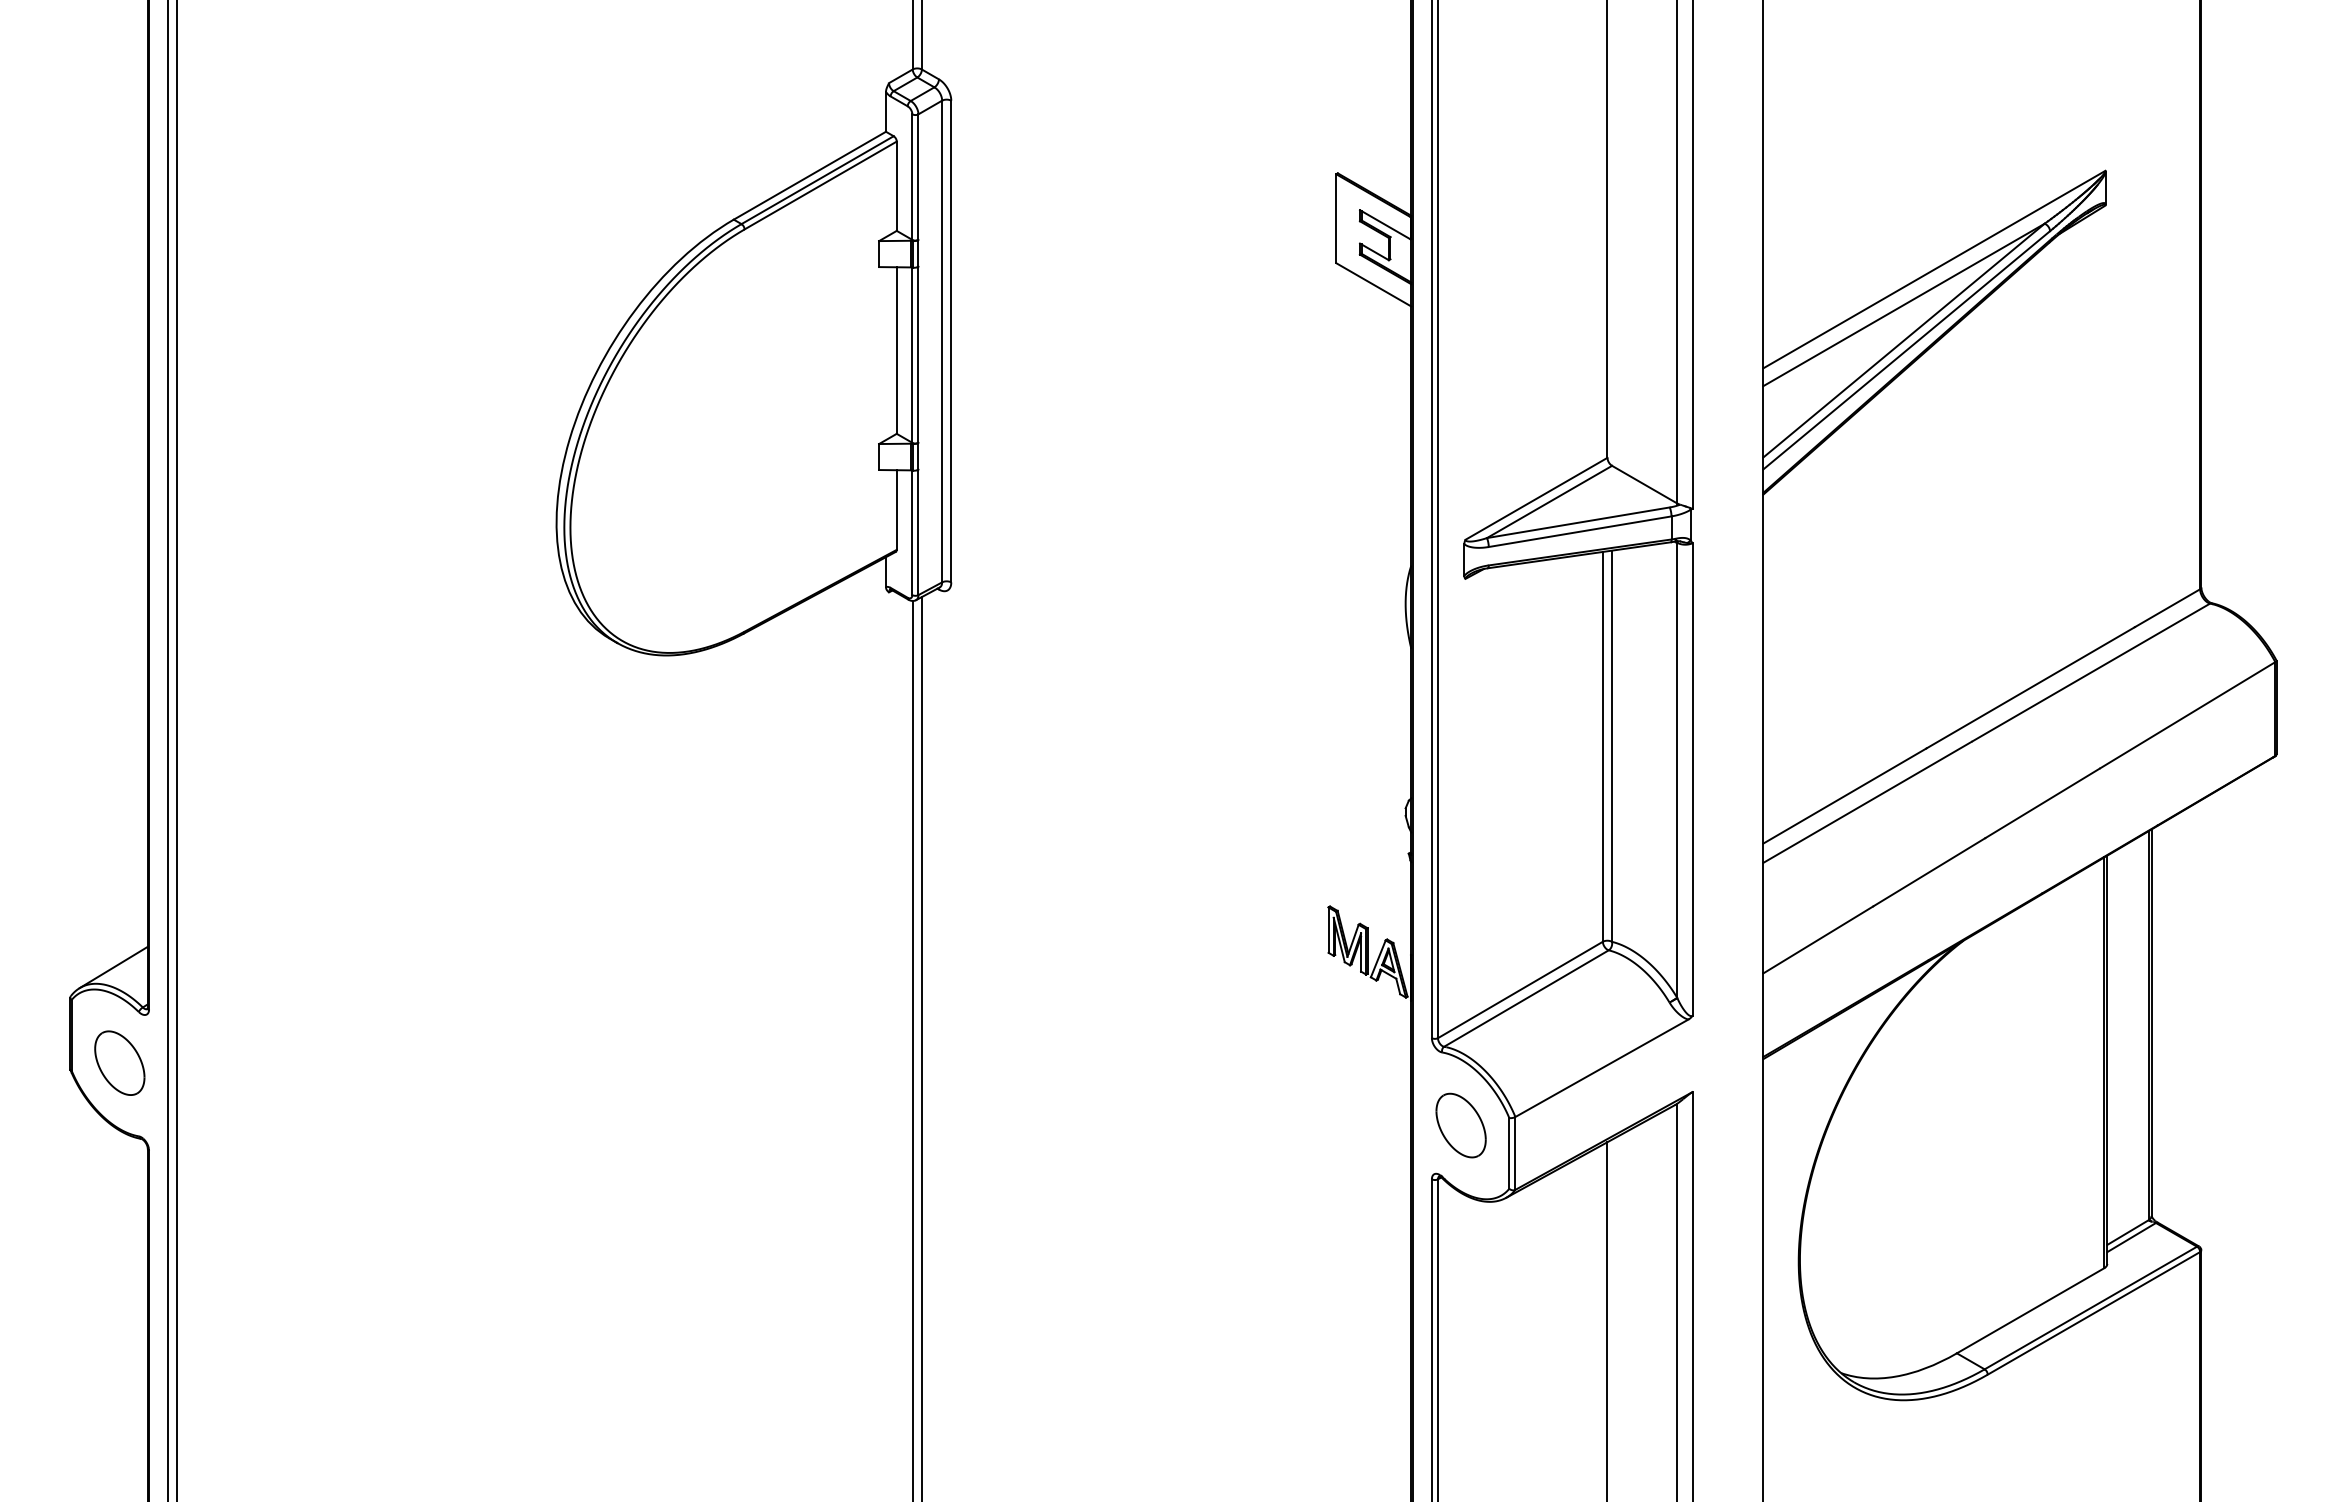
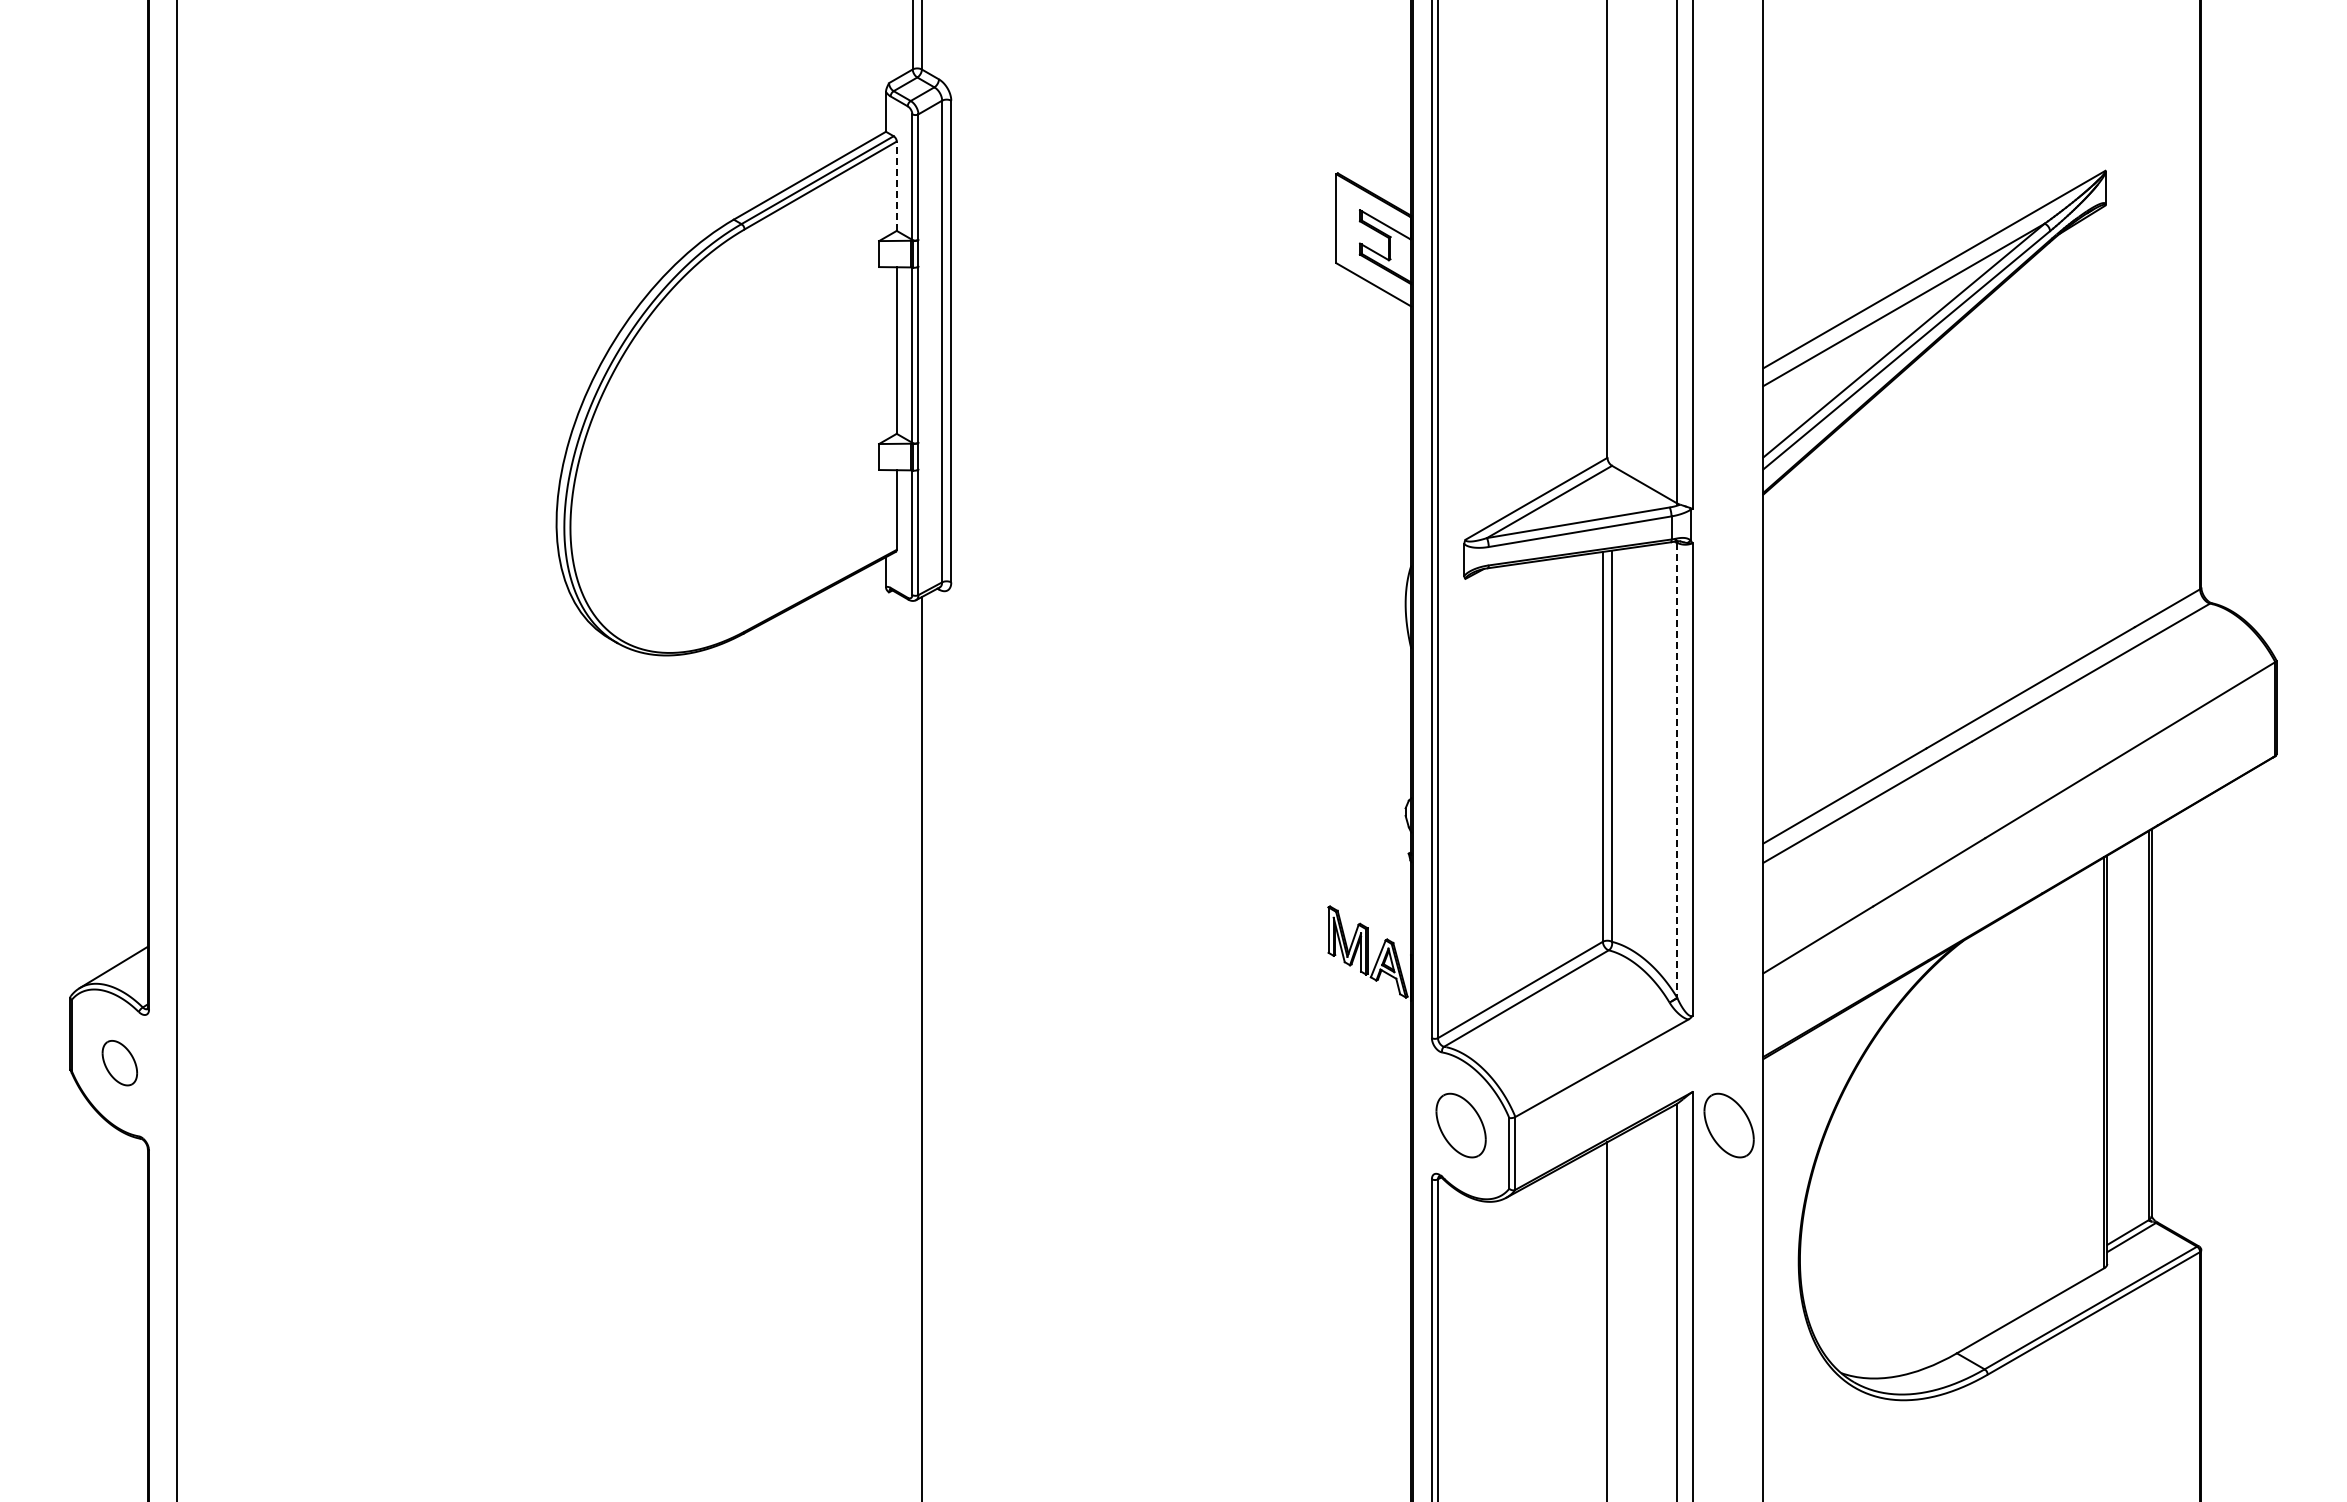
line: solid -> dashed (896, 186)
line: present -> none (167, 750)
line: solid -> dashed (1677, 770)
line: present -> none (912, 1049)
part size: 52x66 px -> 37x47 px (119, 1063)
part: none -> present (1728, 1125)
